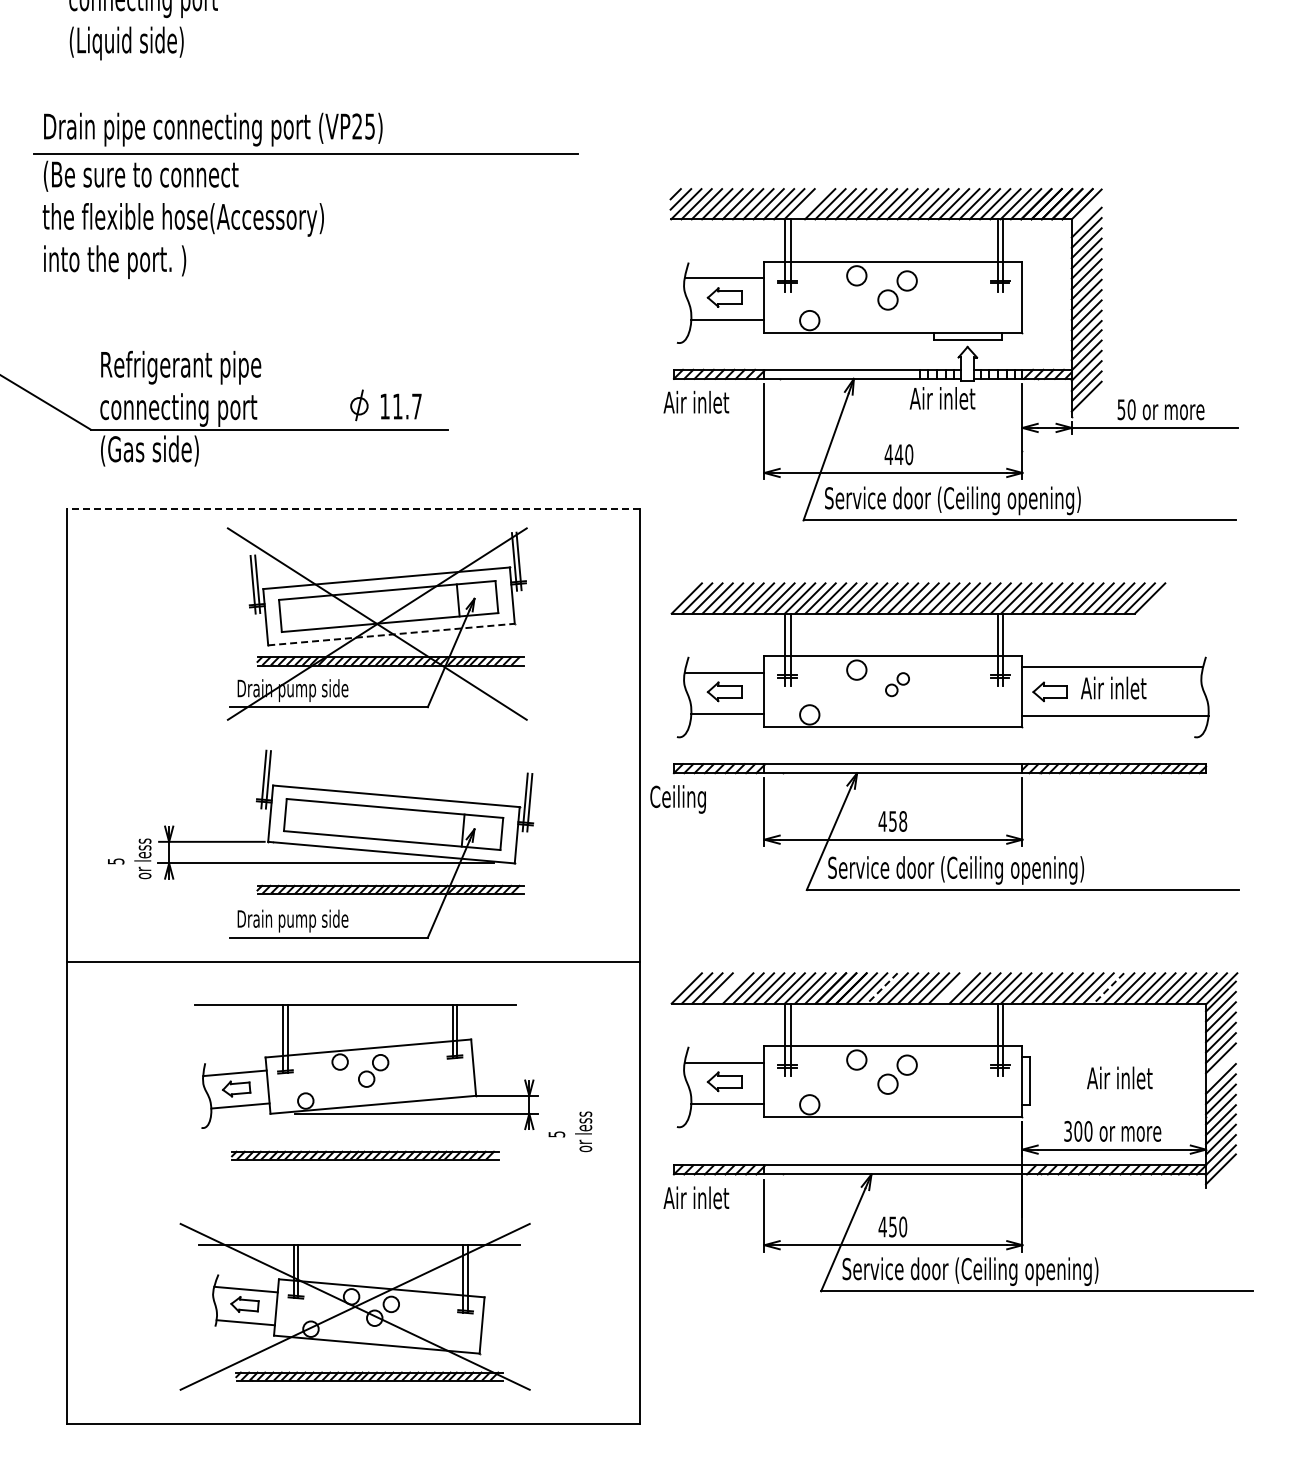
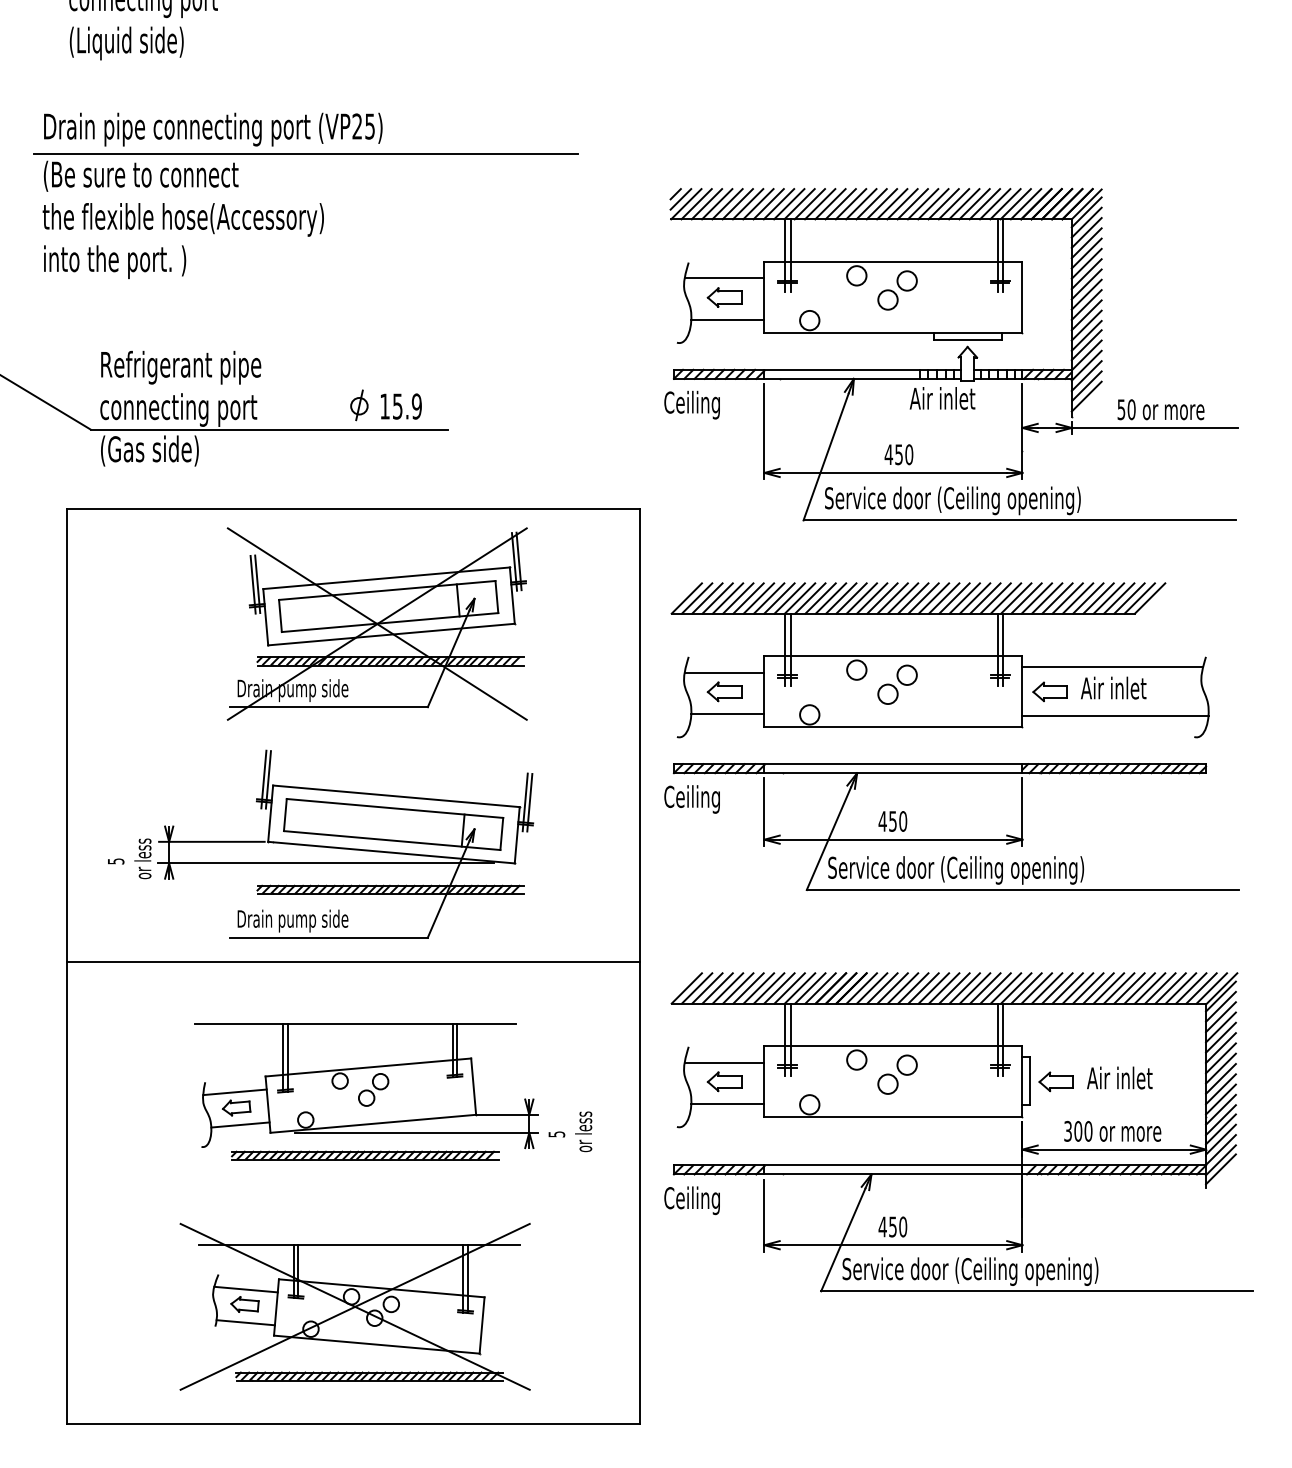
line: none -> present (809, 204)
line: none -> present (1086, 212)
text: Air inlet -> Ceiling (696, 404)
text: 11.7 -> 15.9 (407, 406)
text: 440 -> 450 (898, 454)
line: dashed -> solid (353, 509)
line: dashed -> solid (391, 634)
part size: 25x26 px -> 41x41 px (897, 684)
text position: (677, 799) -> (691, 799) (691, 799)
text: 458 -> 450 (903, 821)
line: none -> present (727, 988)
line: dashed -> solid (882, 988)
line: none -> present (954, 988)
line: dashed -> solid (1108, 988)
part position: (366, 1067) -> (366, 1086) (366, 1086)
line: none -> present (1220, 1068)
part: none -> present (1055, 1081)
text: Air inlet -> Ceiling (696, 1200)
